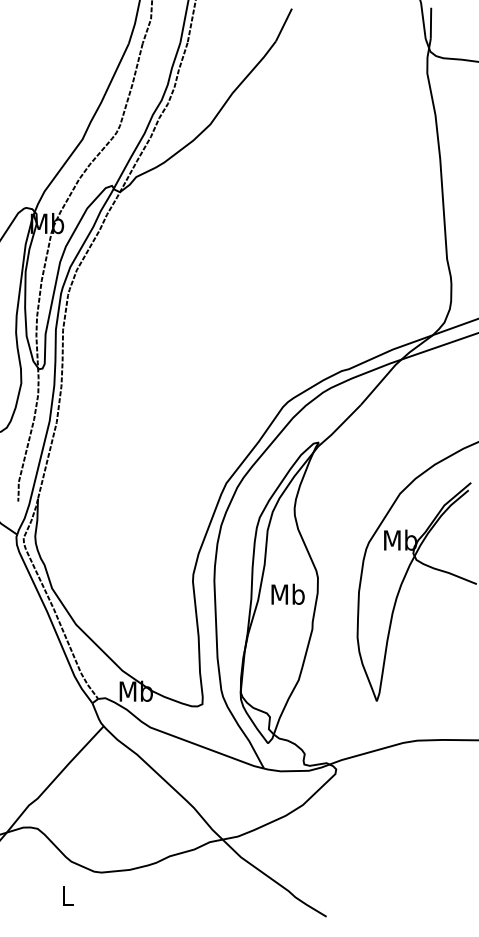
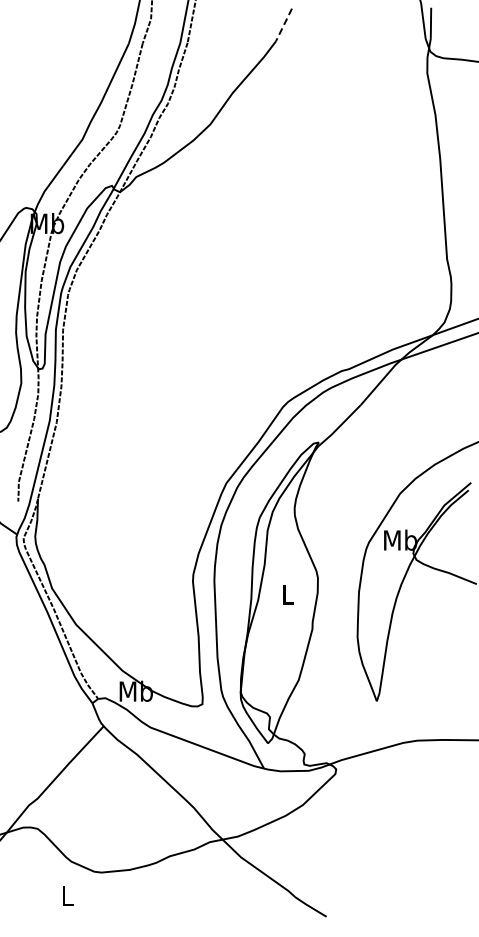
line: solid -> dashed (283, 25)
text: Mb -> L (287, 593)
